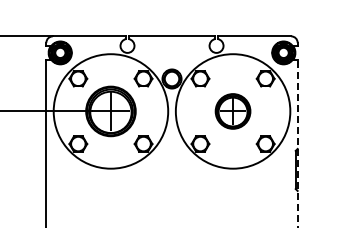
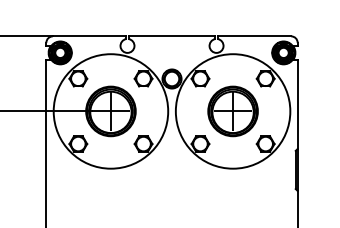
part size: 38x37 px -> 52x53 px (232, 111)
line: dashed -> solid (297, 143)
